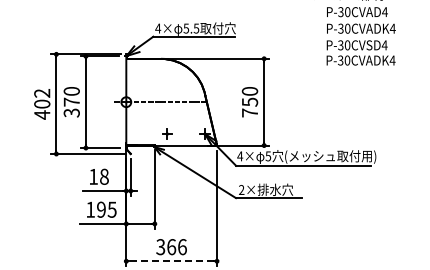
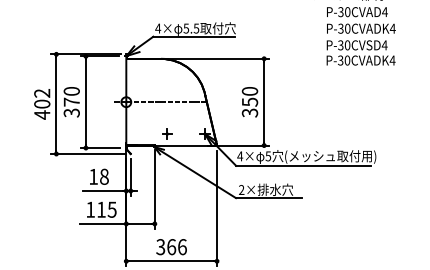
text: 750 -> 350 (249, 112)
text: 195 -> 115 (101, 209)
line: dashed -> solid (171, 261)
